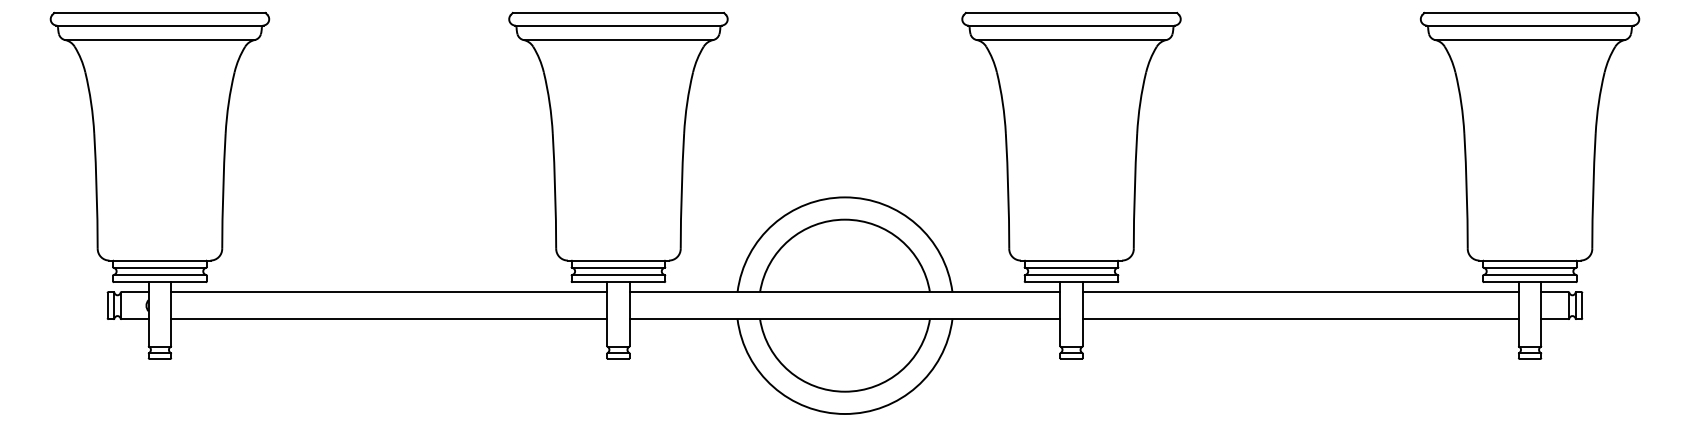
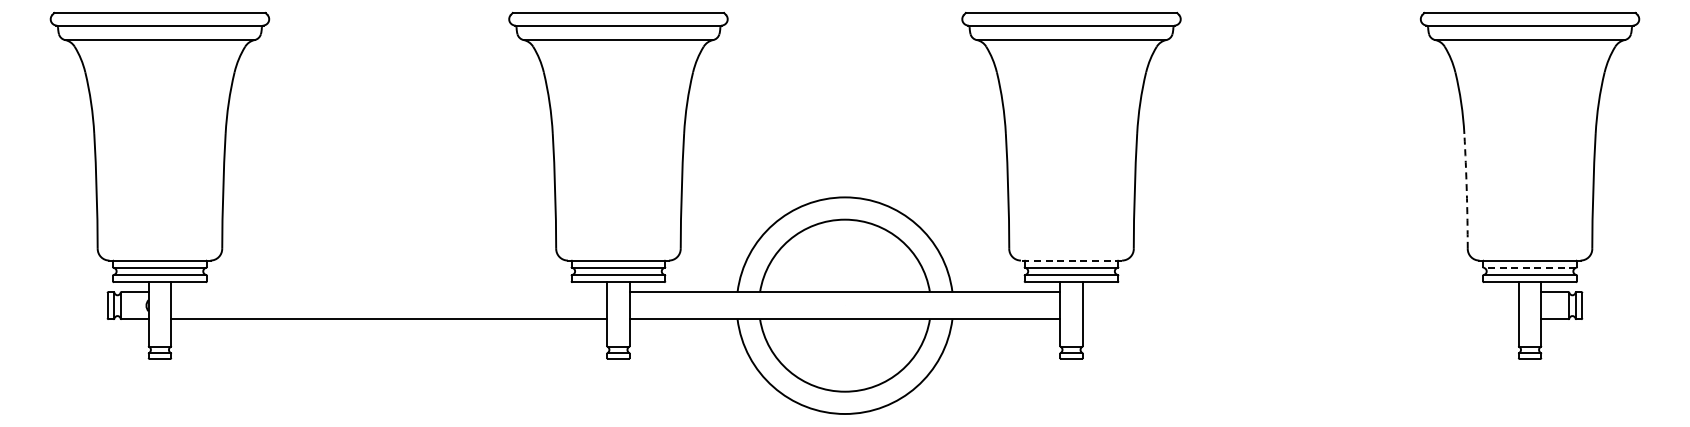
arc: solid -> dashed (1466, 191)
line: solid -> dashed (1071, 260)
line: solid -> dashed (1529, 267)
line: present -> none (389, 292)
line: present -> none (1300, 292)
line: present -> none (1300, 319)
